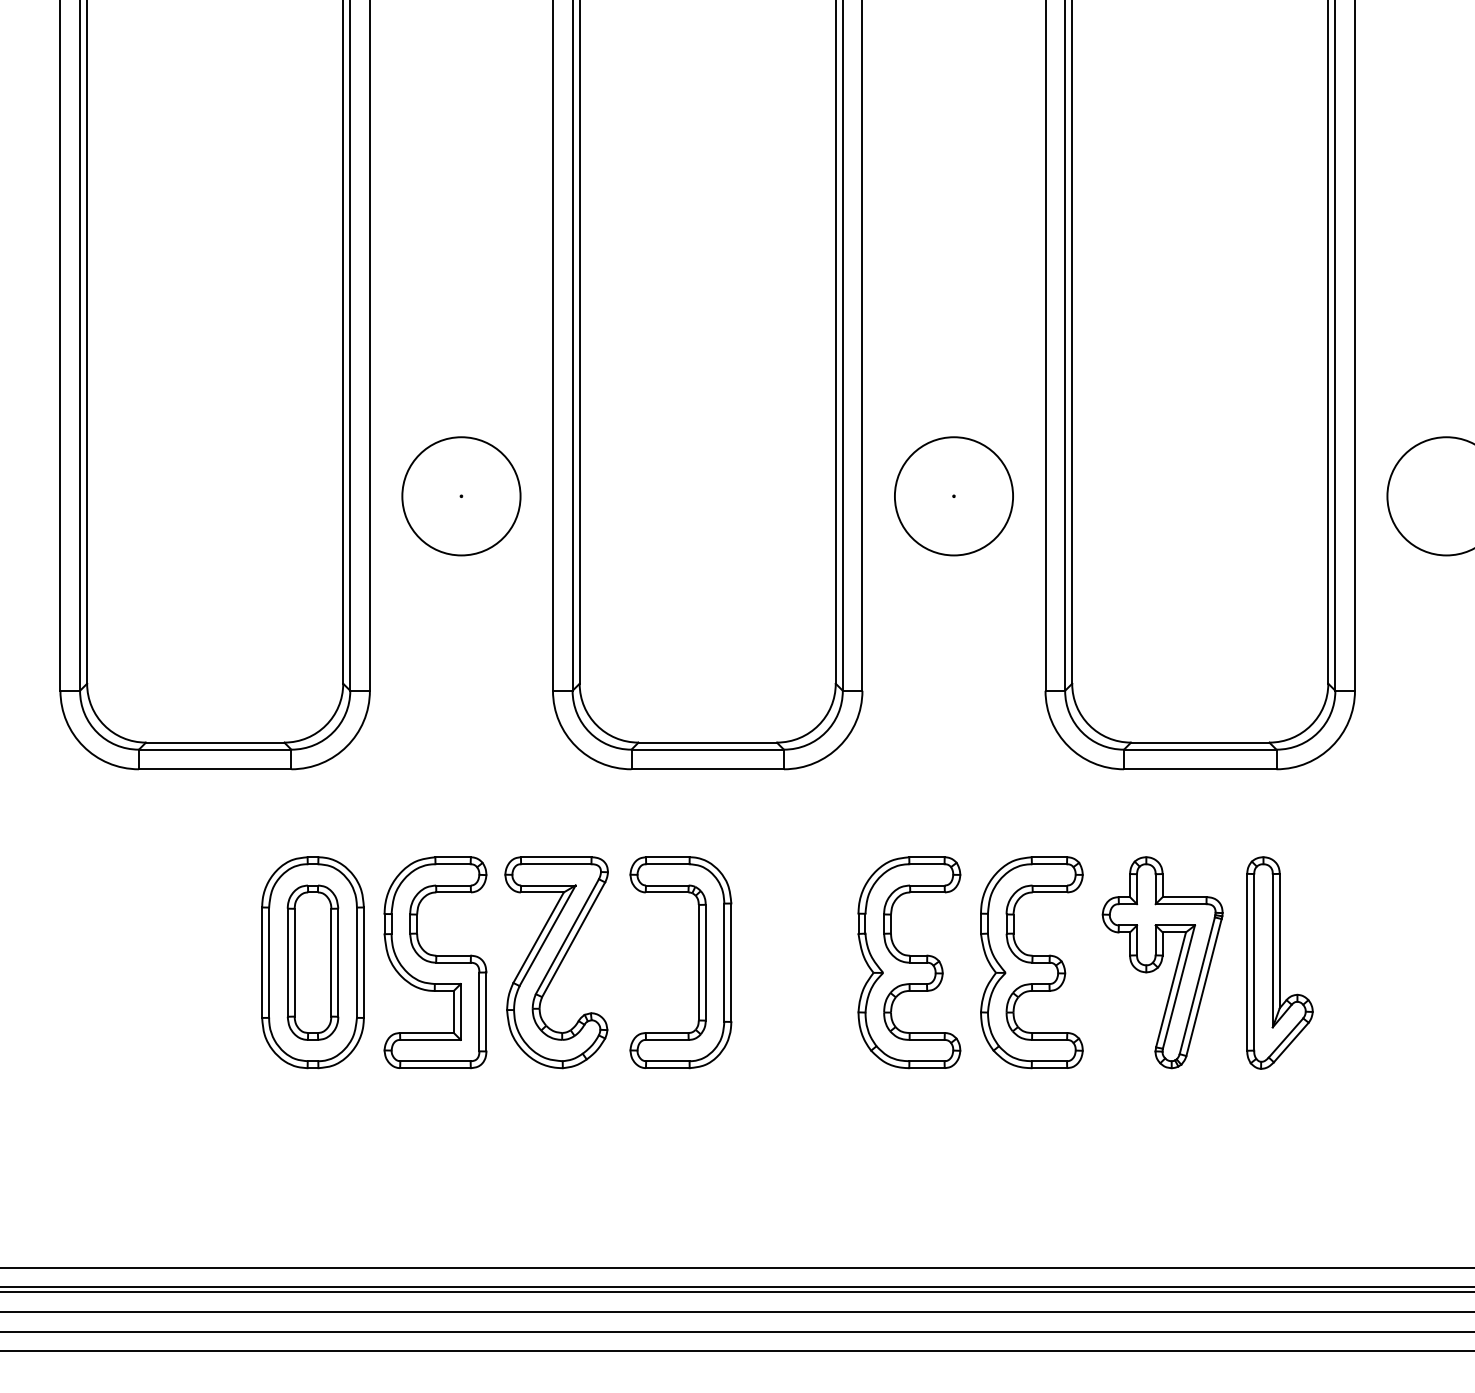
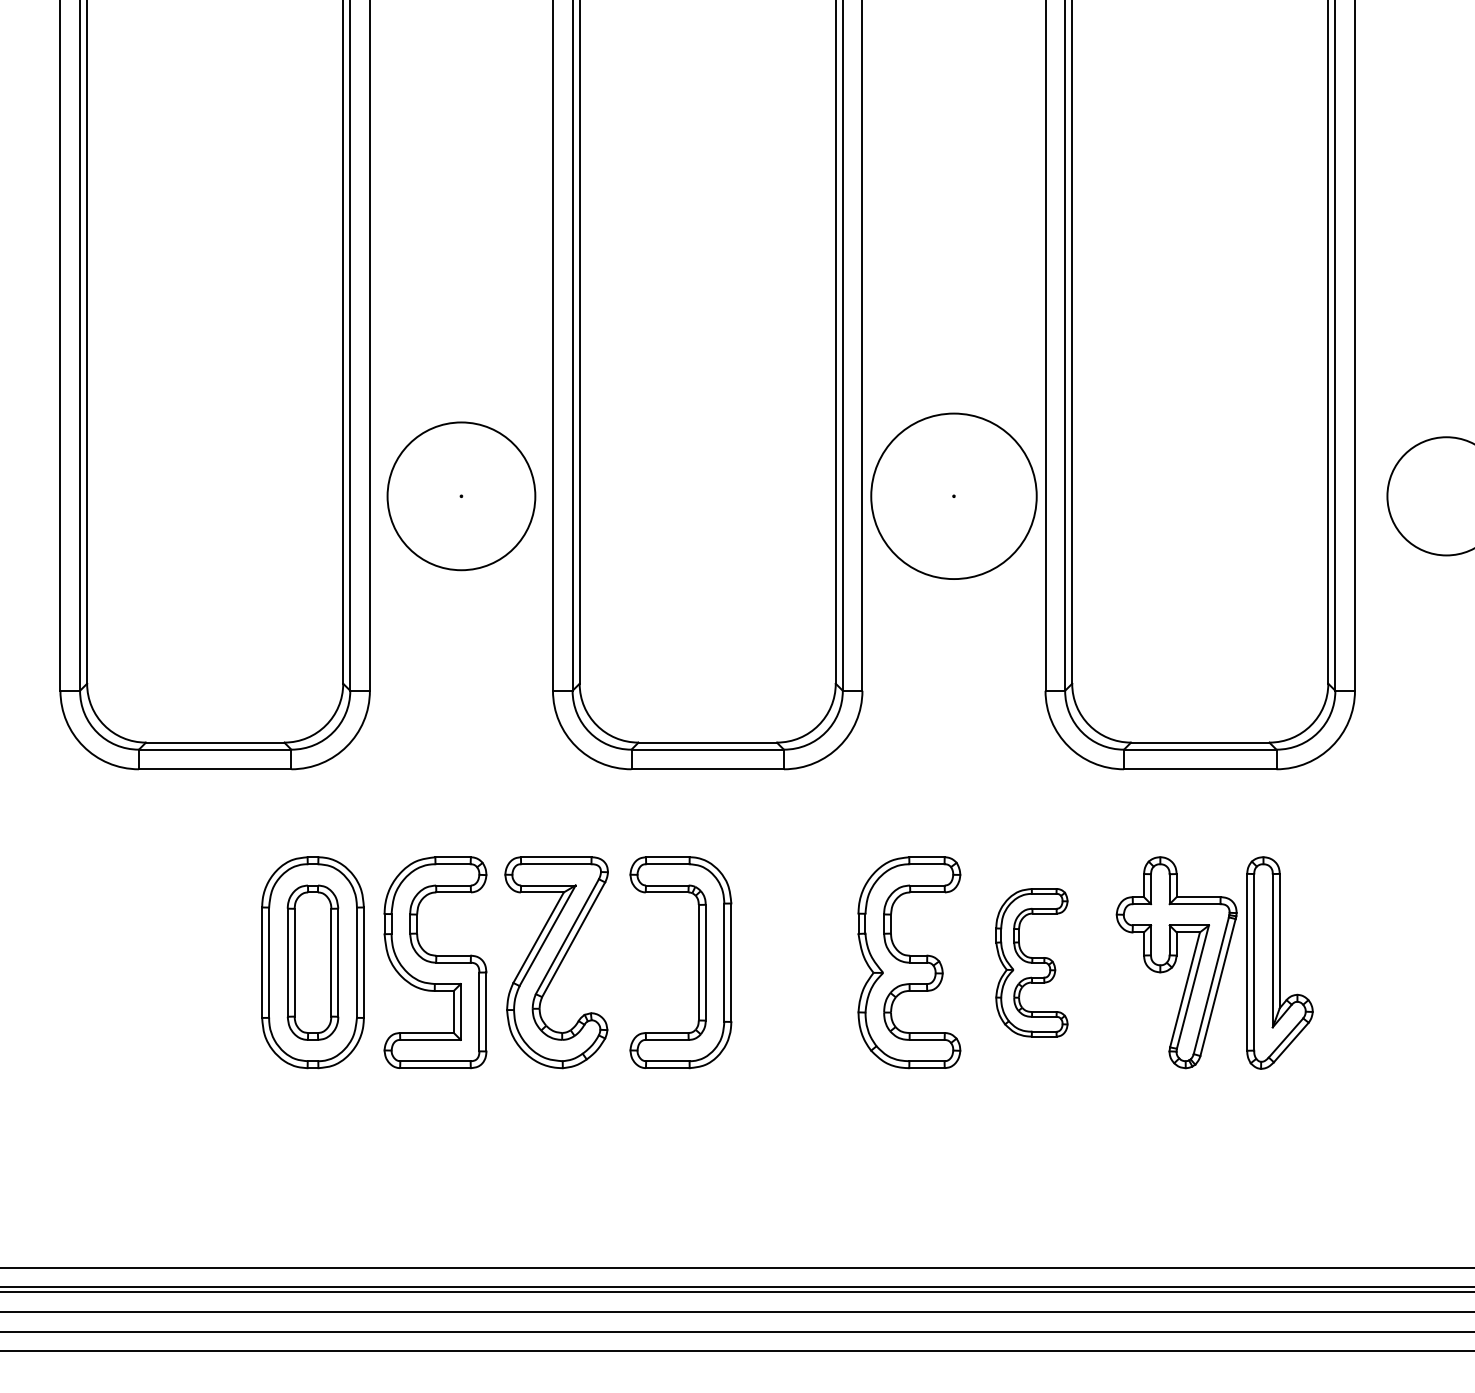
circle diameter: 118 px -> 148 px (461, 496)
circle diameter: 118 px -> 165 px (953, 496)
part size: 104x214 px -> 74x150 px (1031, 962)
part position: (1162, 962) -> (1176, 962) (1176, 962)
